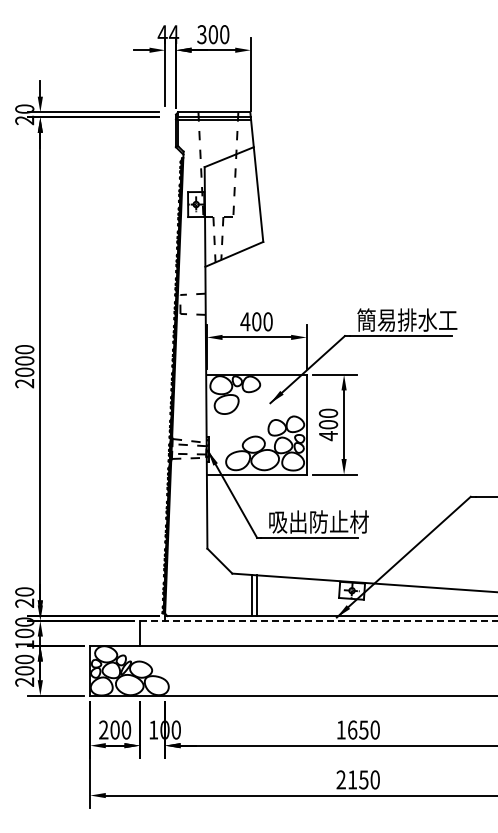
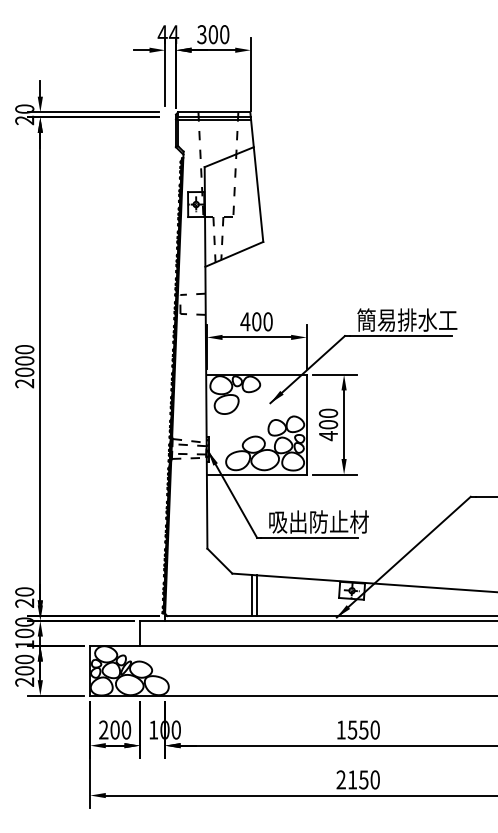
line: dashed -> solid (318, 620)
text: 1650 -> 1550 (352, 729)
